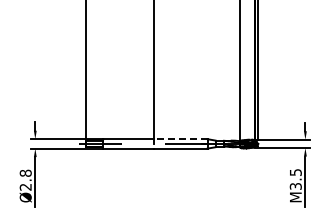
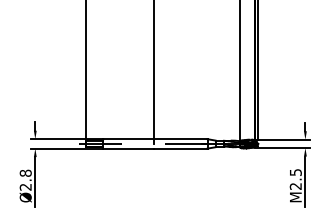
line: dashed -> solid (180, 139)
text: M3.5 -> M2.5 (295, 186)
